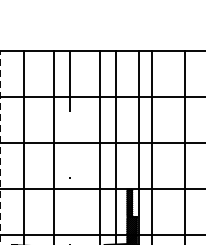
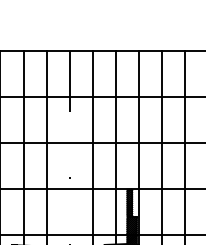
line position: (53, 145) -> (46, 145) (46, 145)
line position: (99, 145) -> (92, 145) (92, 145)
line position: (152, 145) -> (162, 145) (162, 145)
line: dashed -> solid (0, 147)
